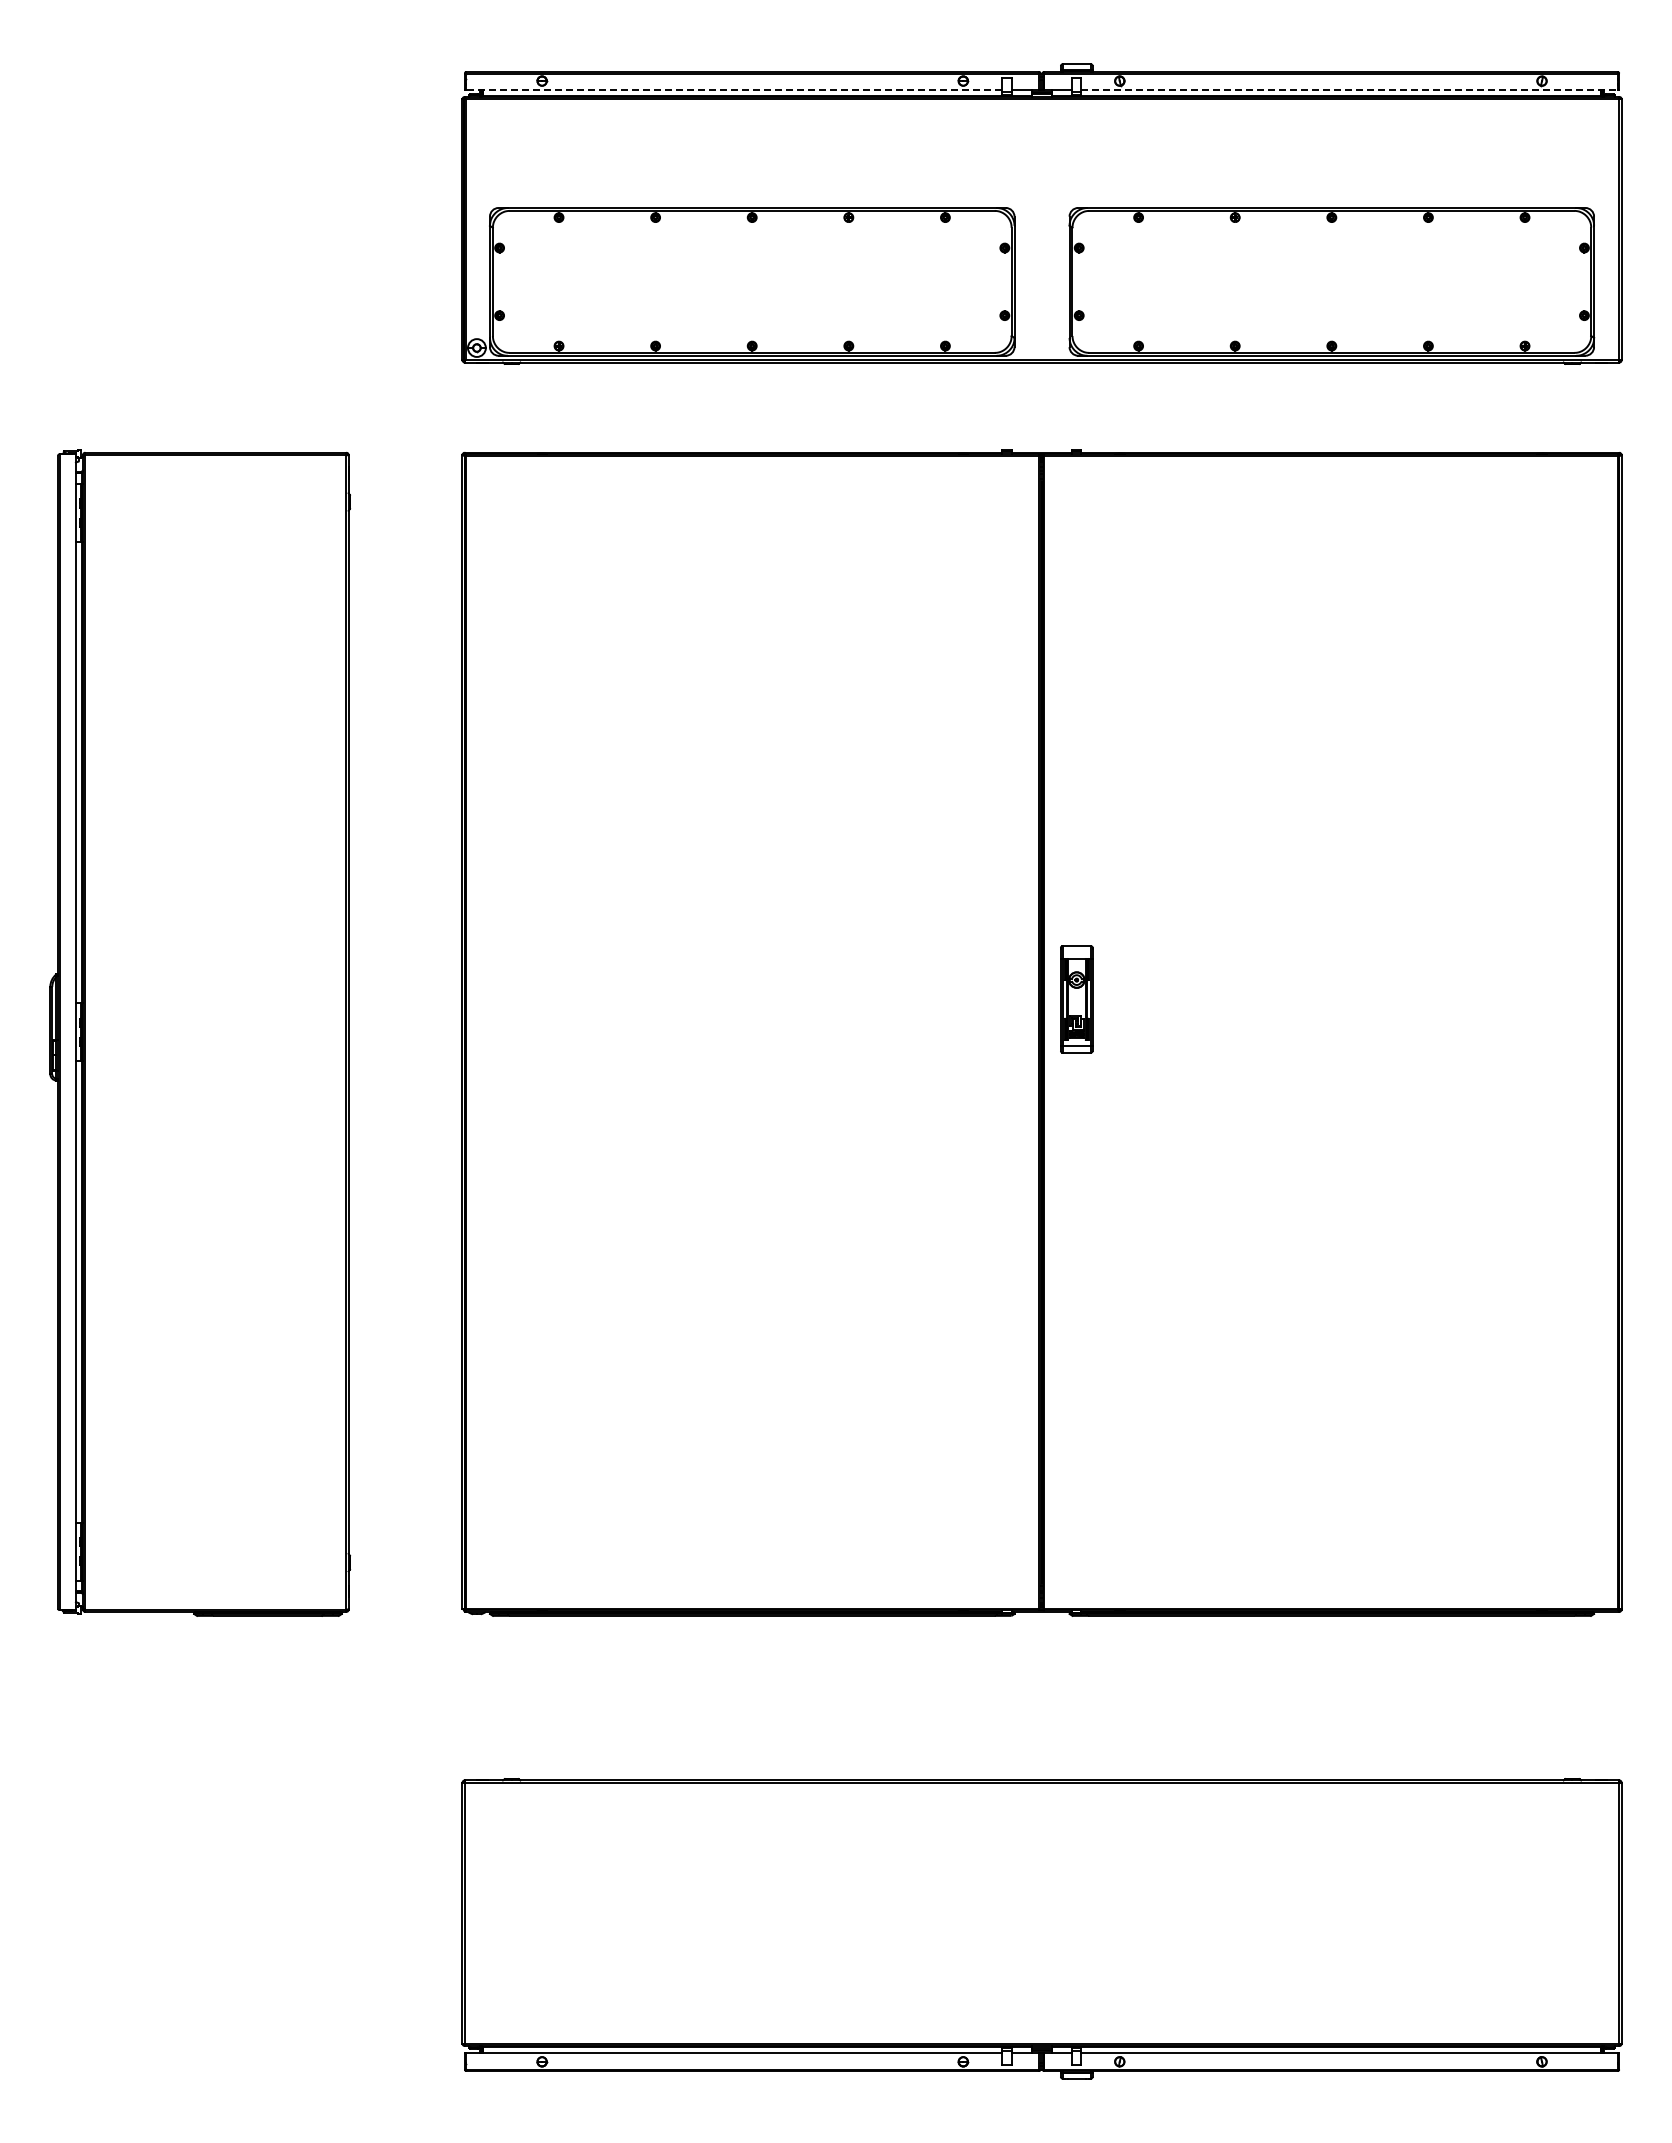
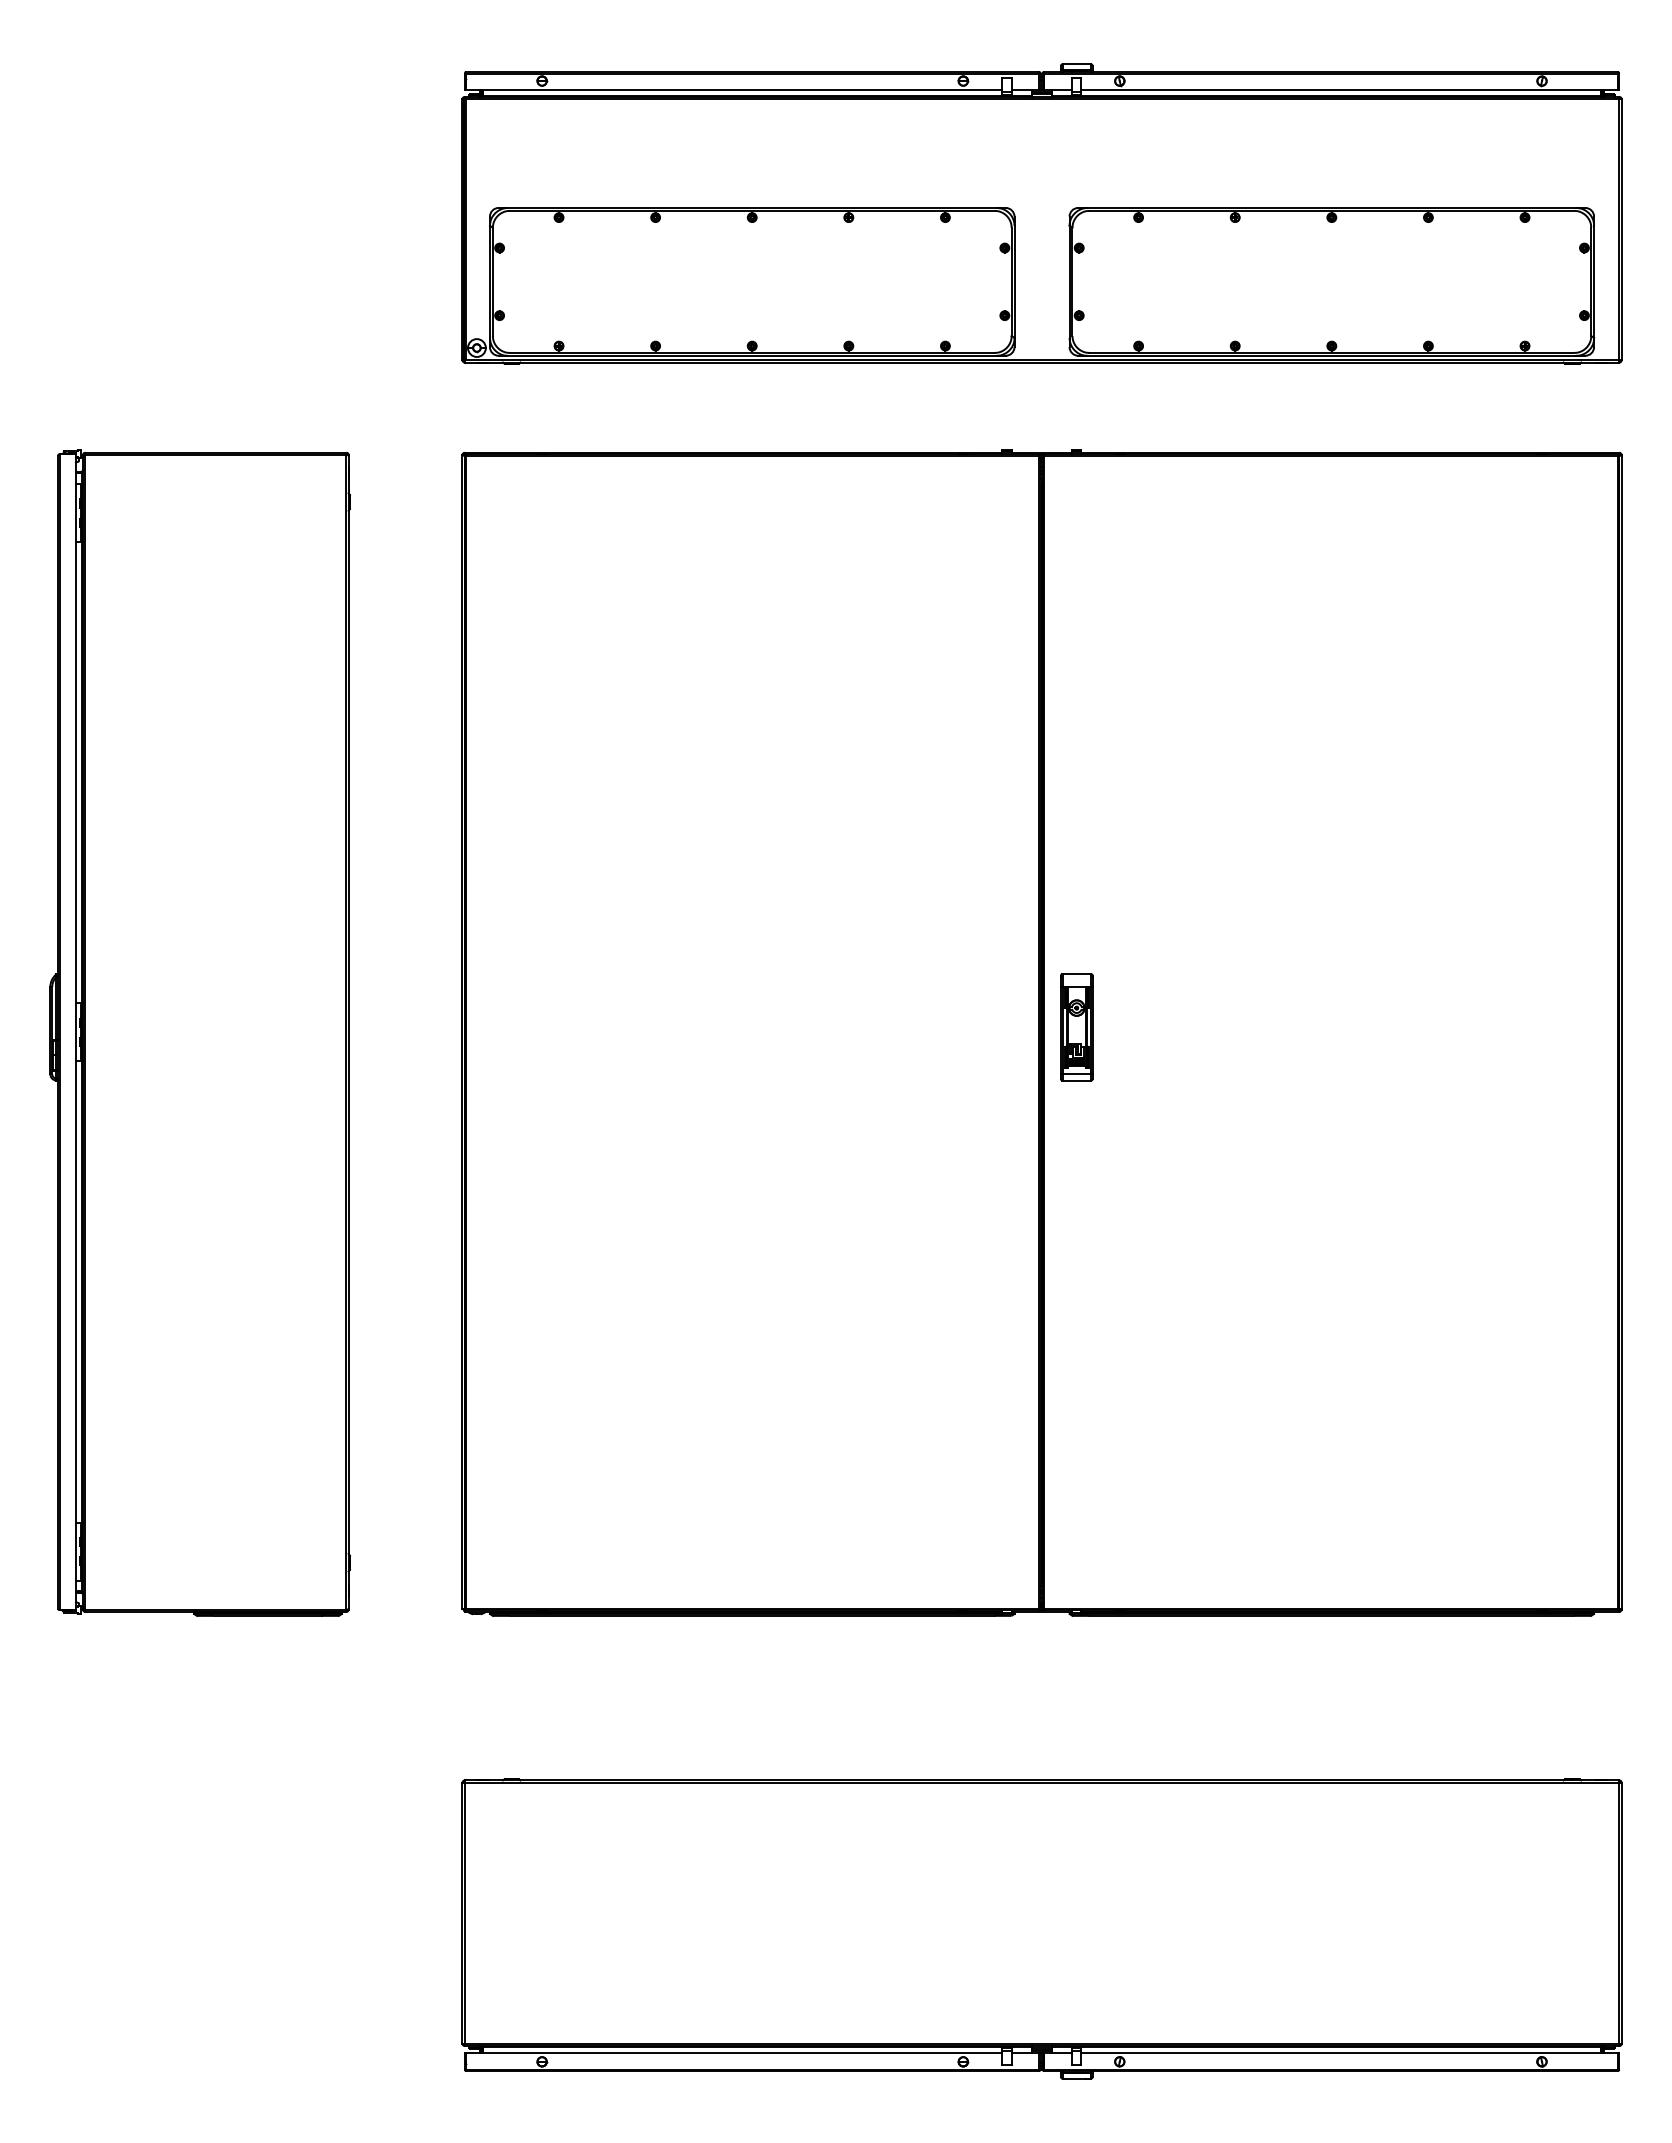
line: dashed -> solid (734, 89)
line: dashed -> solid (1350, 89)
part position: (1076, 999) -> (1076, 1027) (1076, 1027)
